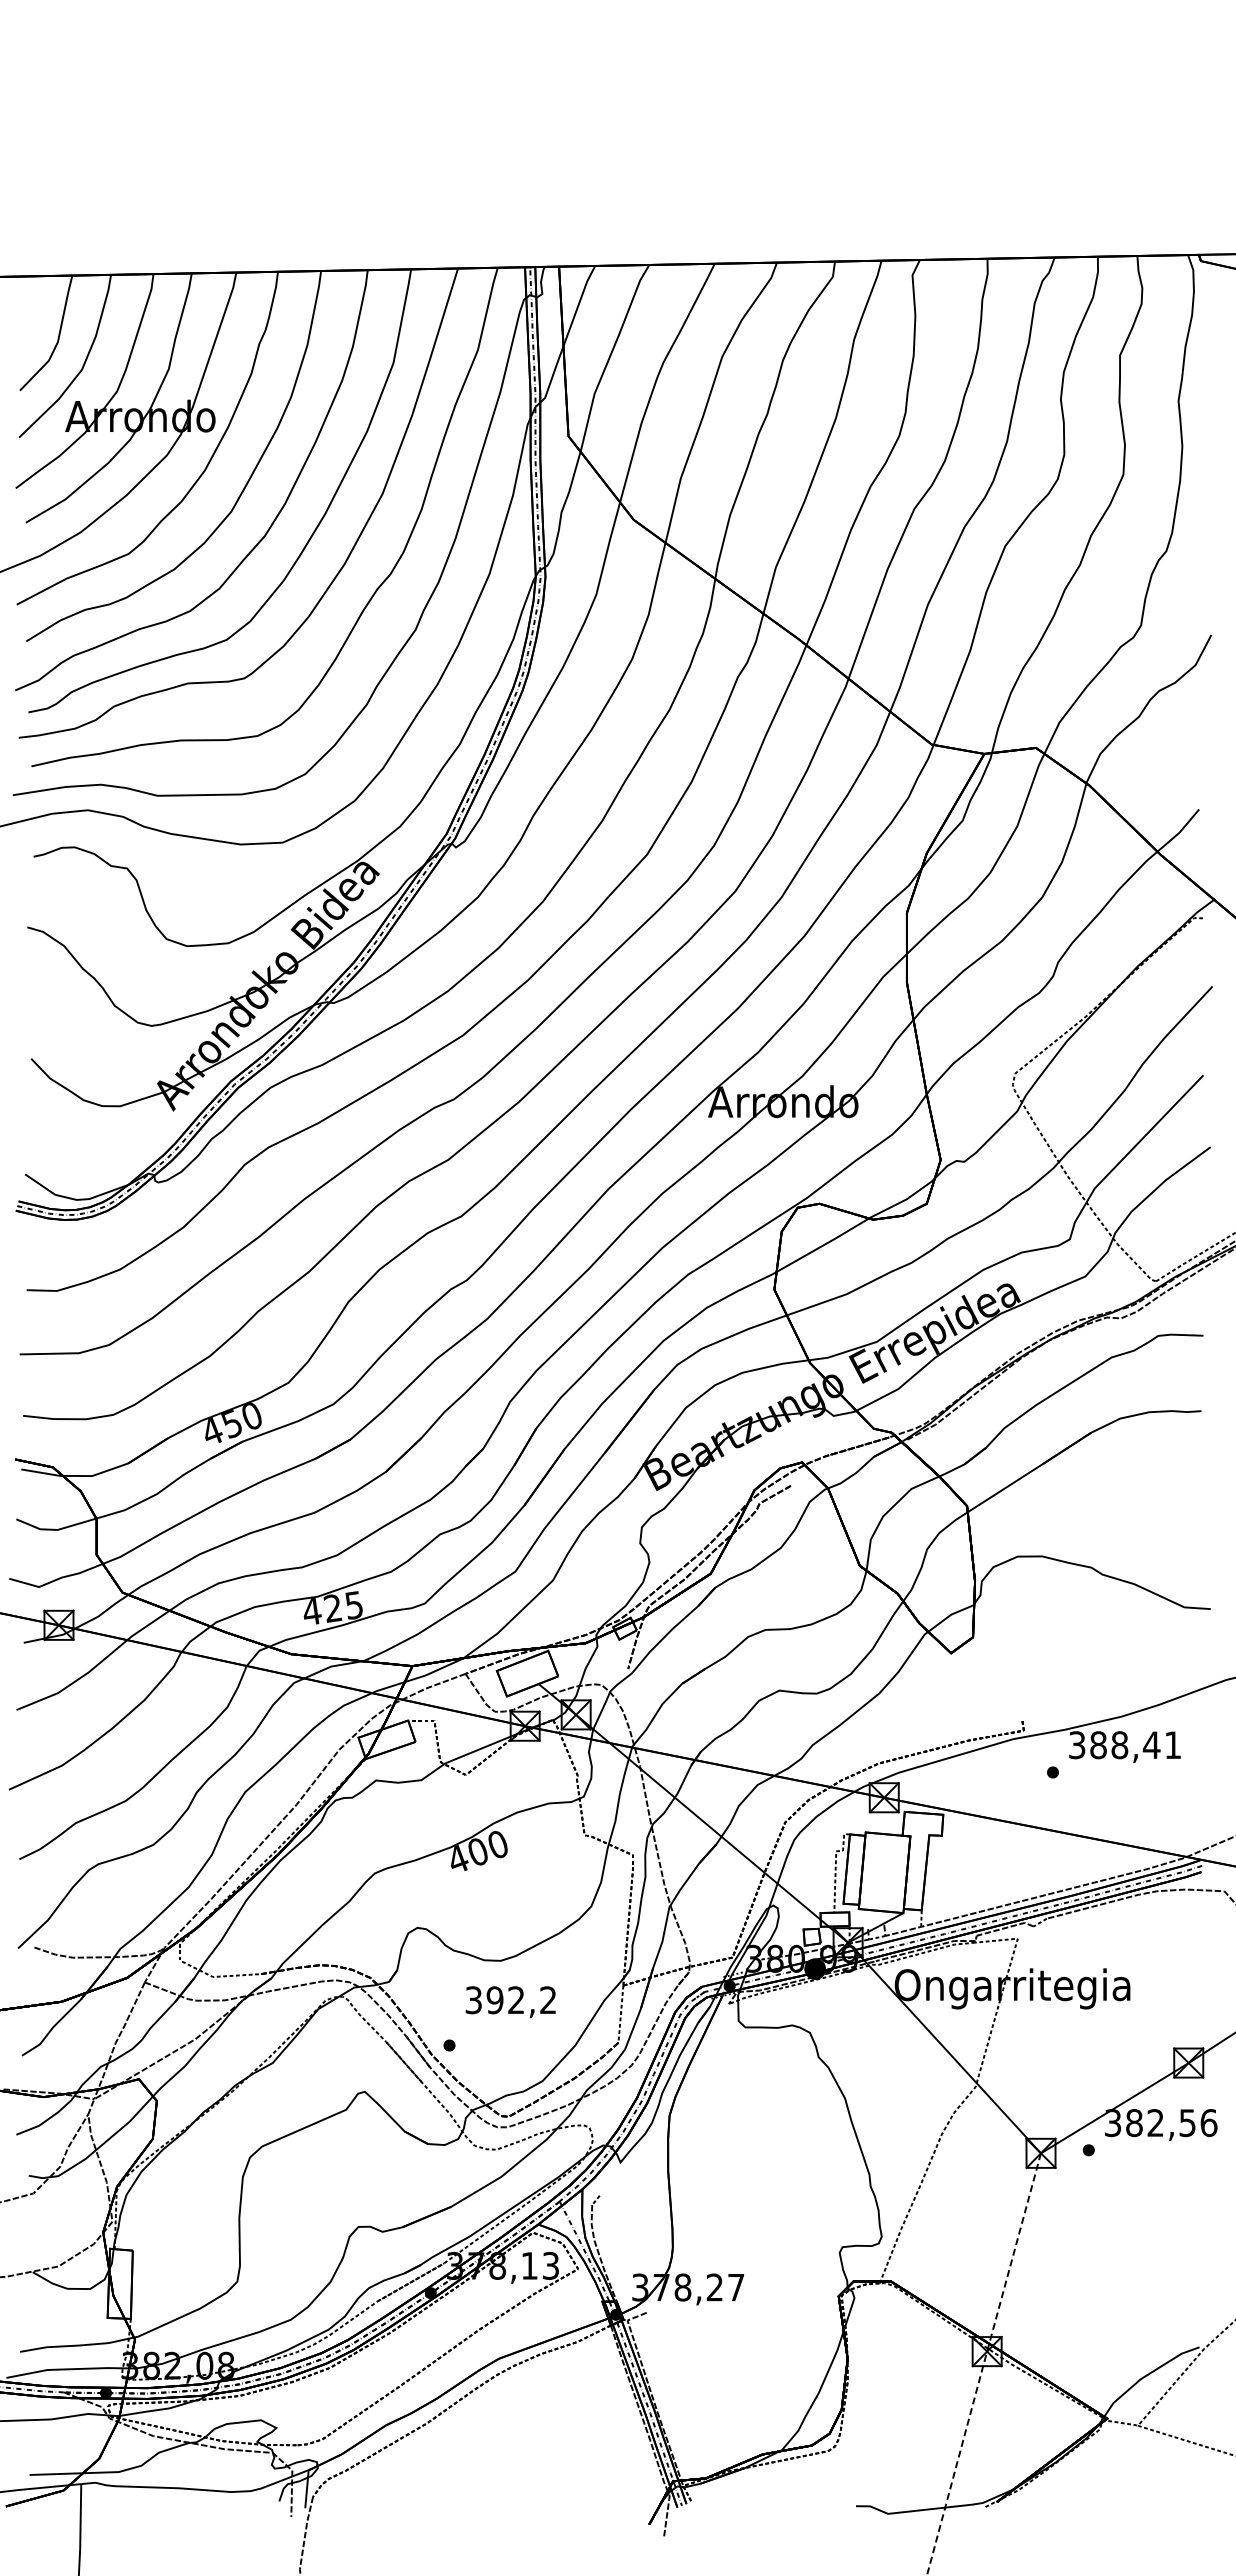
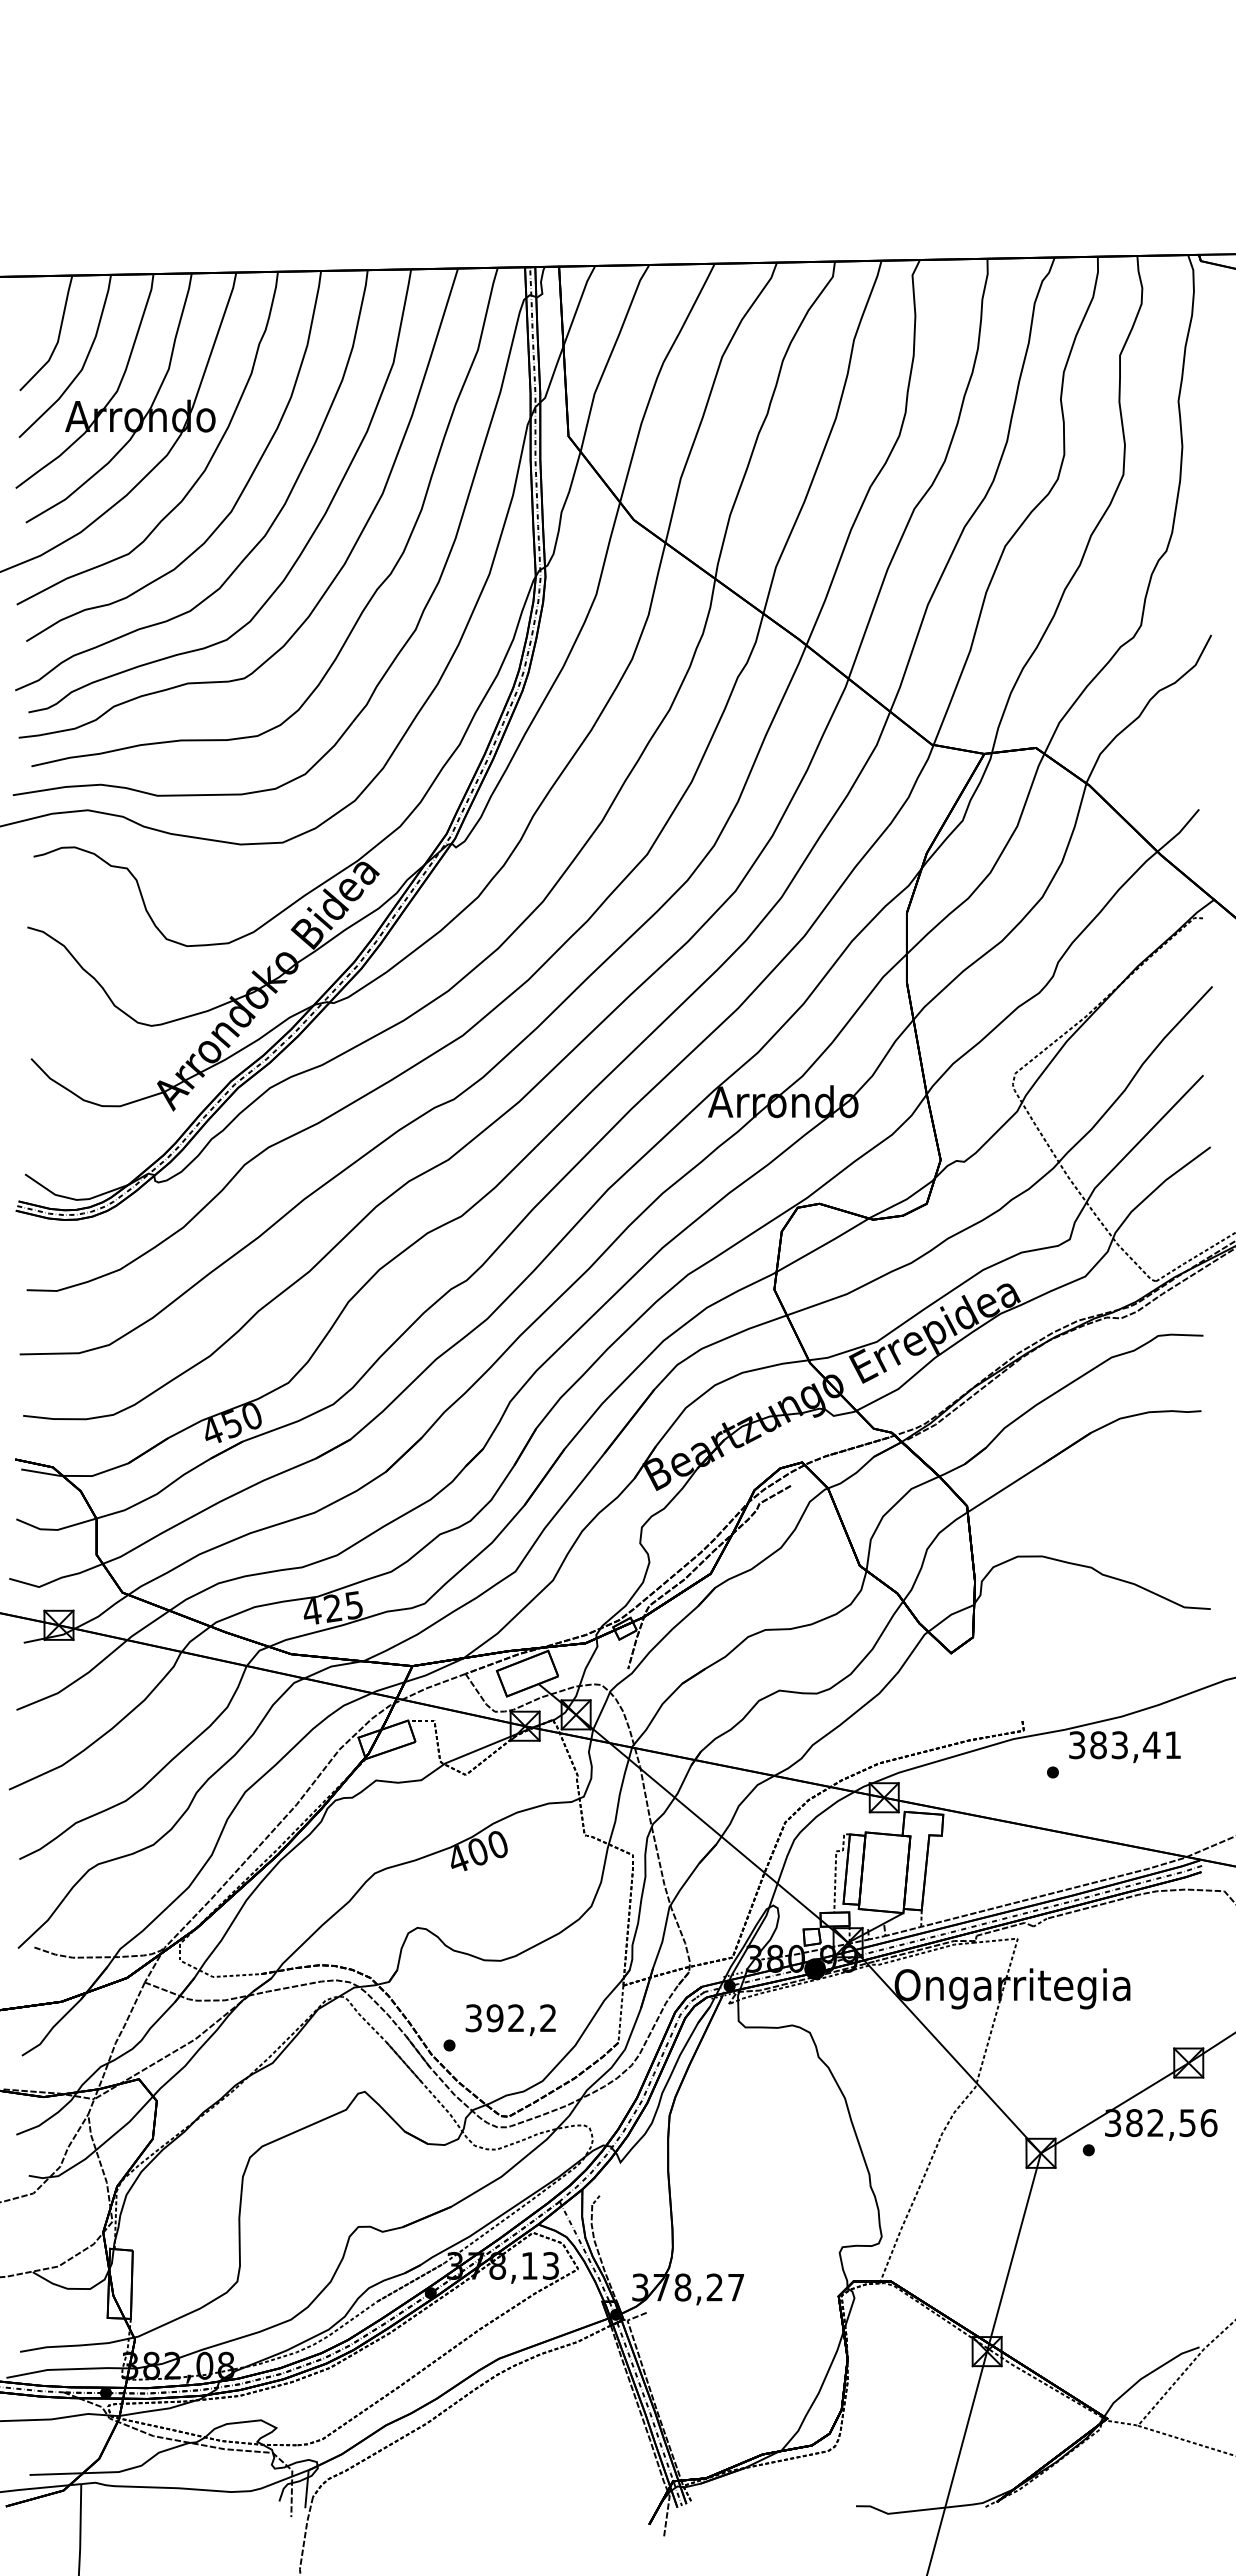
text: 388,41 -> 383,41 (1119, 1745)
text position: (510, 2002) -> (510, 2020) (510, 2020)
line: dashed -> solid (983, 2364)
